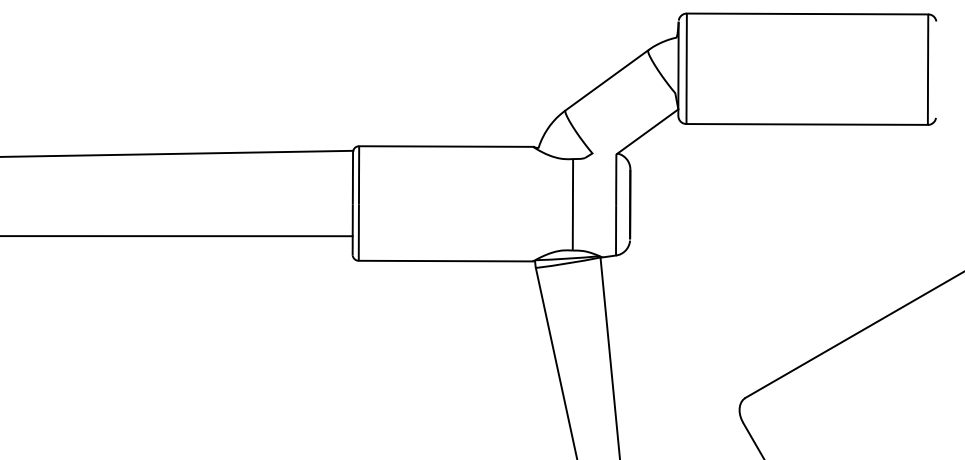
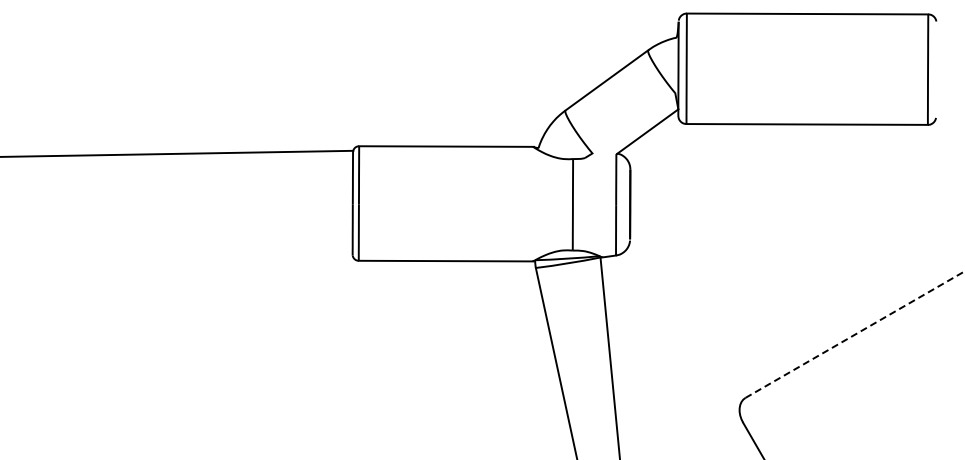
line: present -> none (177, 236)
line: solid -> dashed (855, 334)
